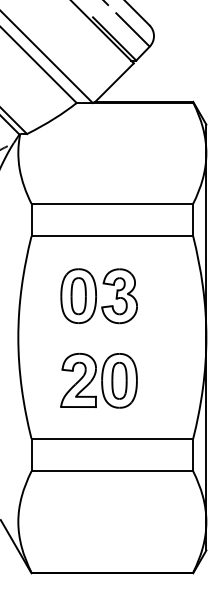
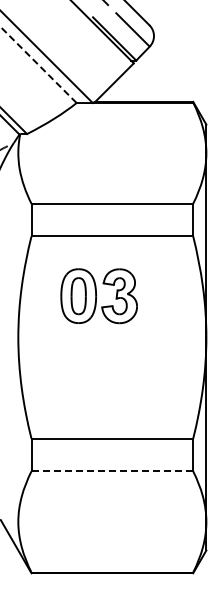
line: solid -> dashed (38, 64)
part: present -> none (98, 380)
line: solid -> dashed (112, 471)
